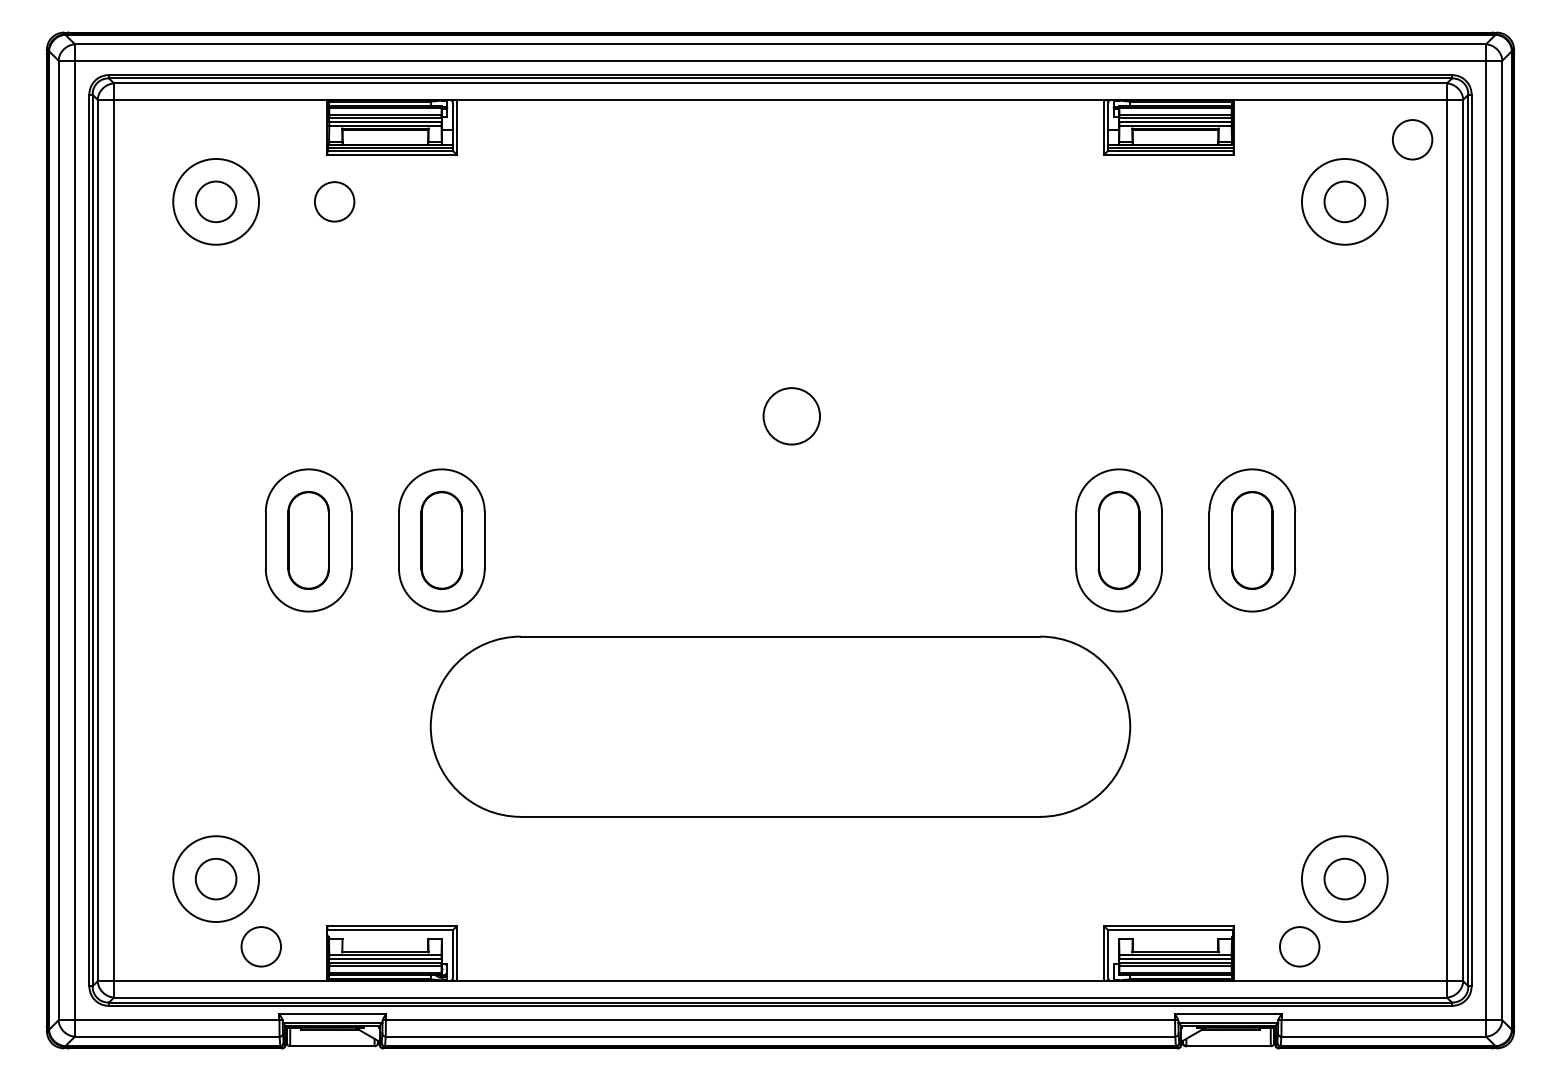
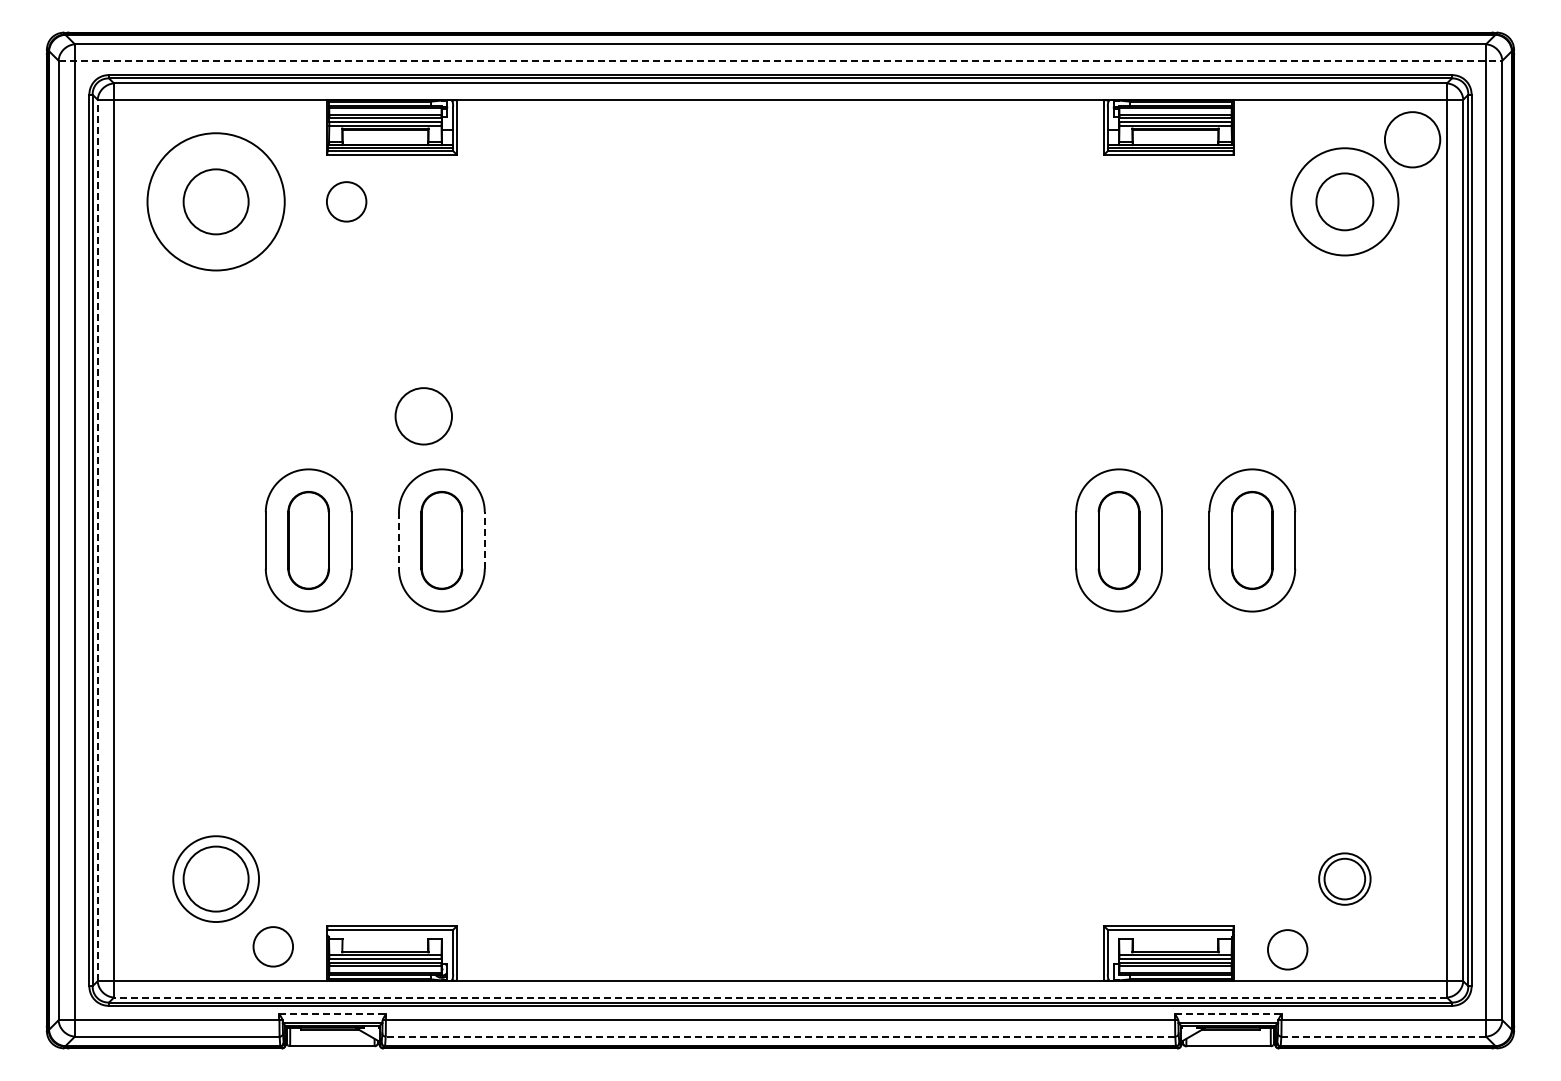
line: solid -> dashed (780, 60)
circle diameter: 40 px -> 55 px (1412, 139)
circle diameter: 41 px -> 65 px (215, 201)
circle diameter: 86 px -> 137 px (215, 201)
circle position: (334, 201) -> (346, 201) (346, 201)
circle diameter: 41 px -> 57 px (1344, 201)
circle diameter: 86 px -> 107 px (1344, 201)
circle position: (791, 416) -> (423, 416) (423, 416)
line: solid -> dashed (97, 540)
line: solid -> dashed (398, 540)
line: solid -> dashed (484, 540)
part: present -> none (780, 726)
circle diameter: 41 px -> 65 px (215, 878)
circle diameter: 86 px -> 51 px (1344, 878)
circle position: (260, 946) -> (272, 946) (272, 946)
circle position: (1299, 946) -> (1287, 949) (1287, 949)
line: solid -> dashed (780, 997)
line: solid -> dashed (333, 1014)
line: solid -> dashed (1228, 1014)
line: solid -> dashed (780, 1036)
line: solid -> dashed (1383, 1036)
